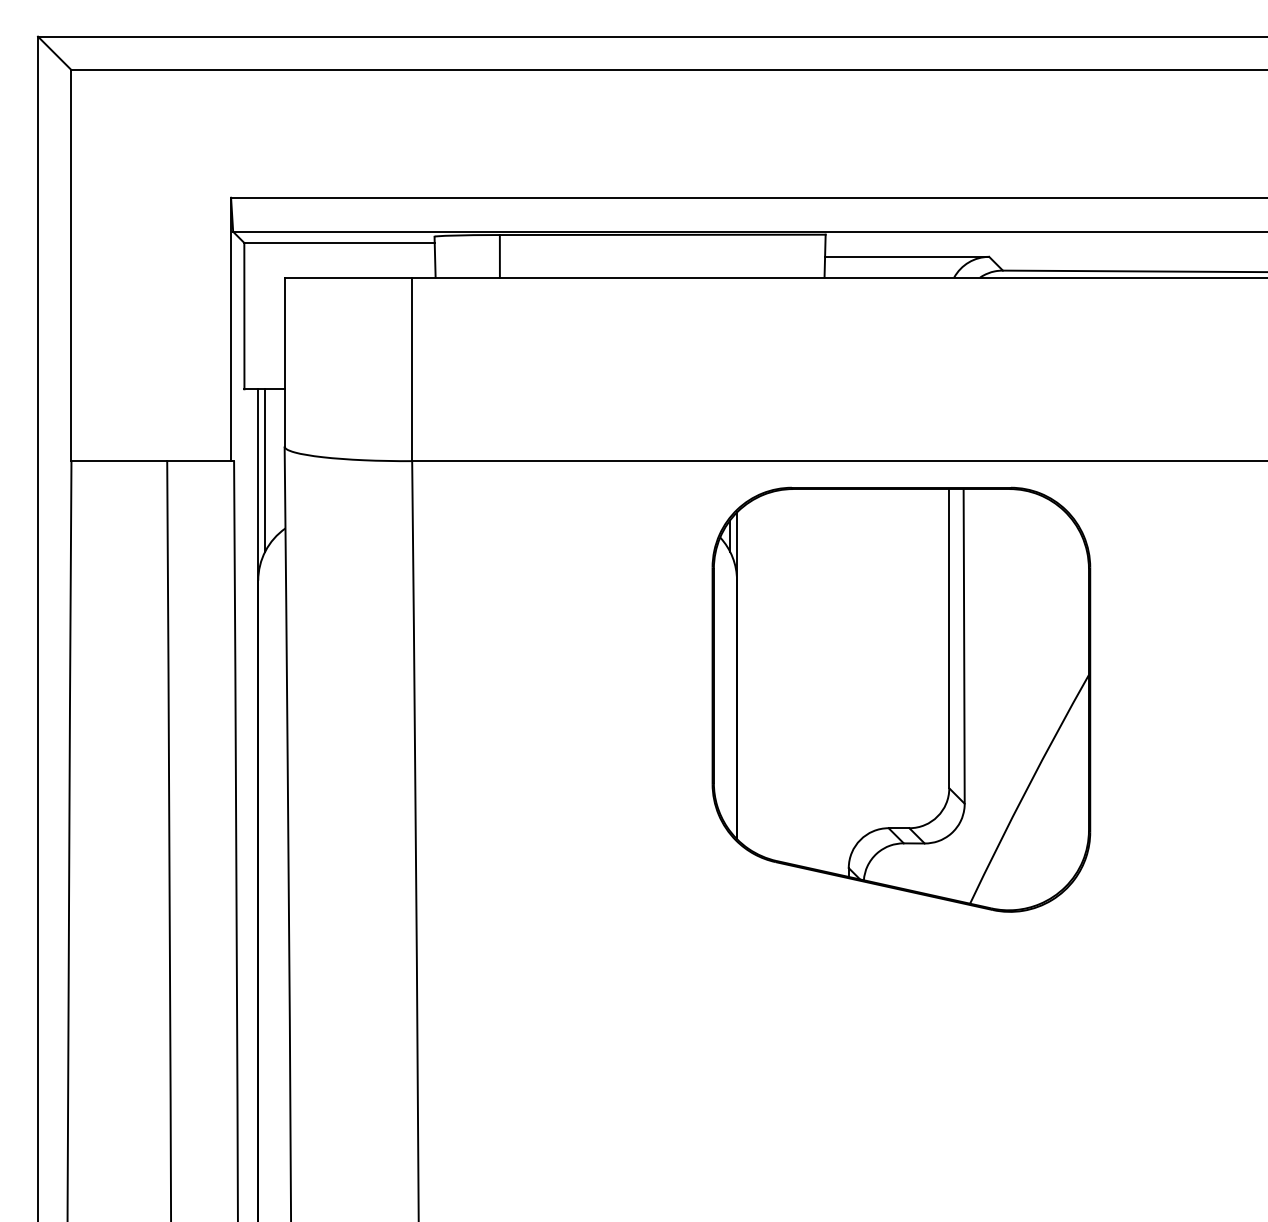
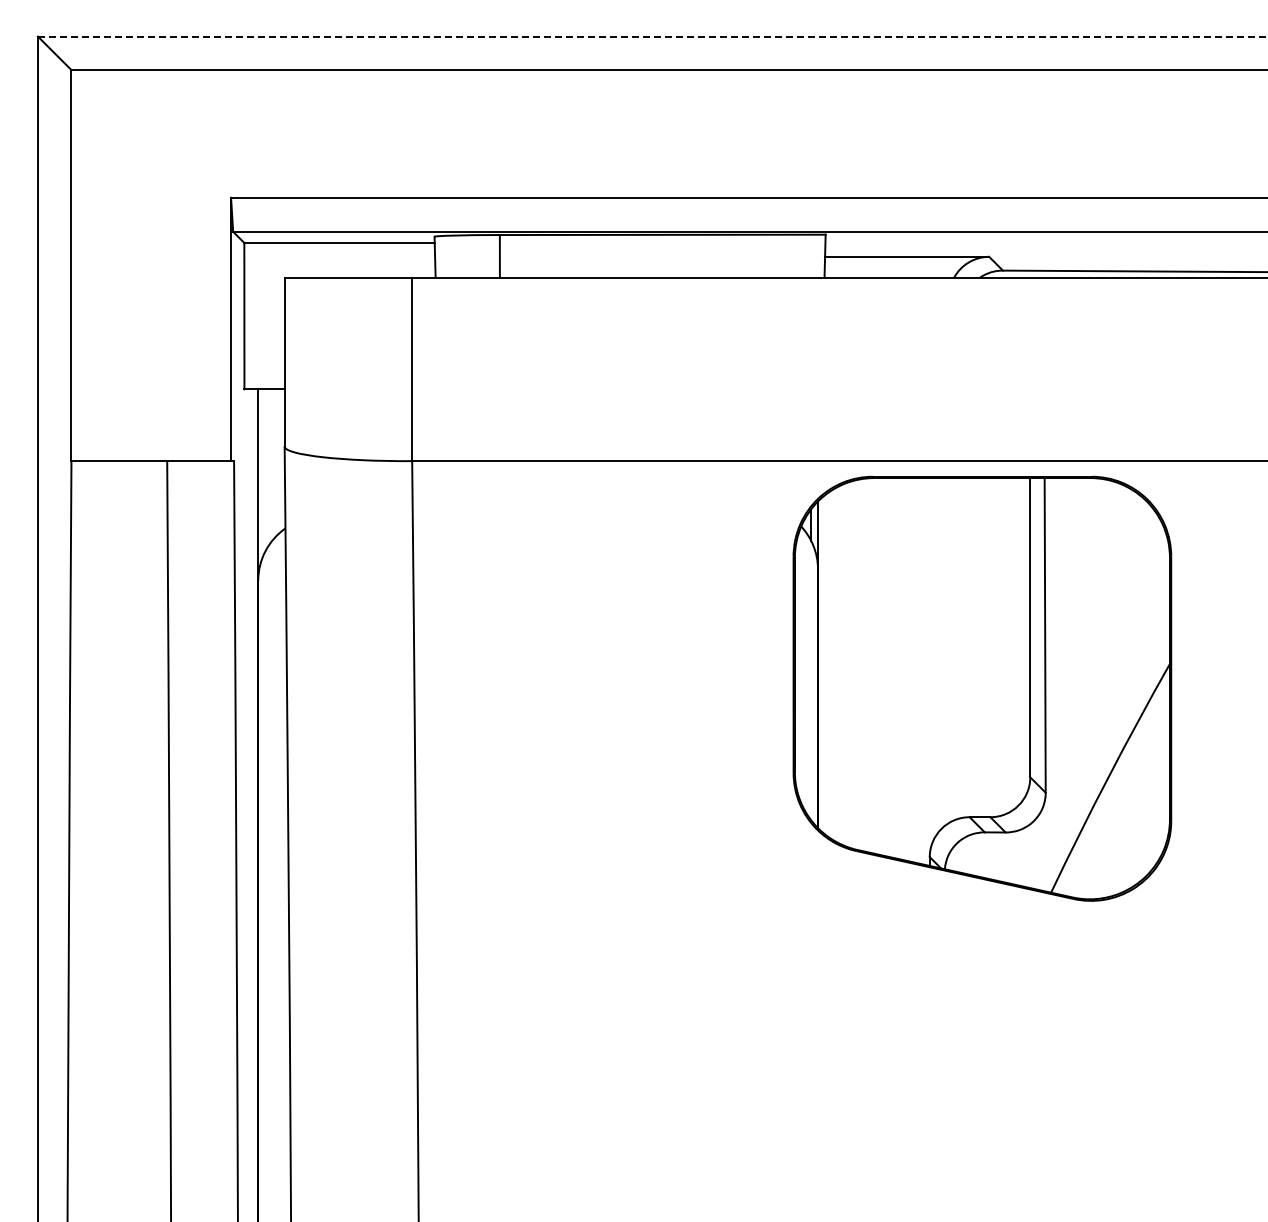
line: solid -> dashed (653, 36)
line: present -> none (265, 470)
part position: (901, 699) -> (982, 688) (982, 688)
